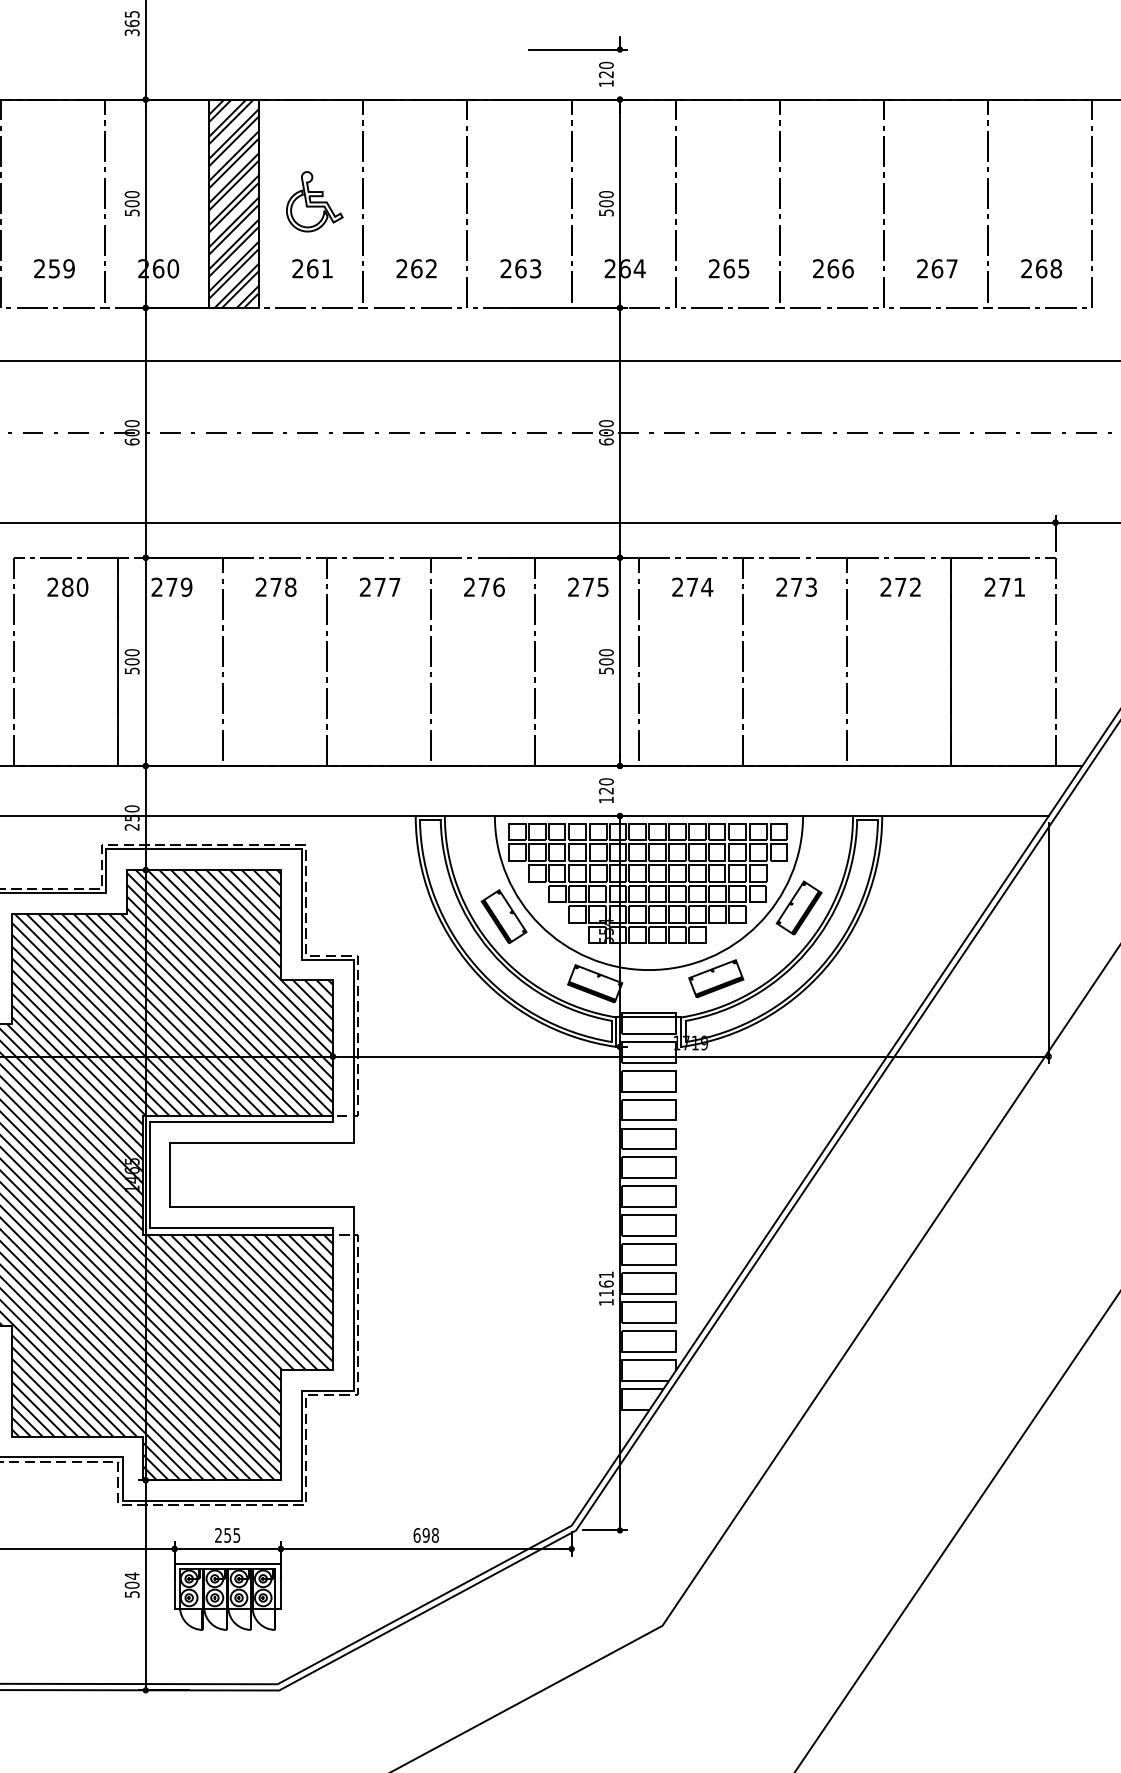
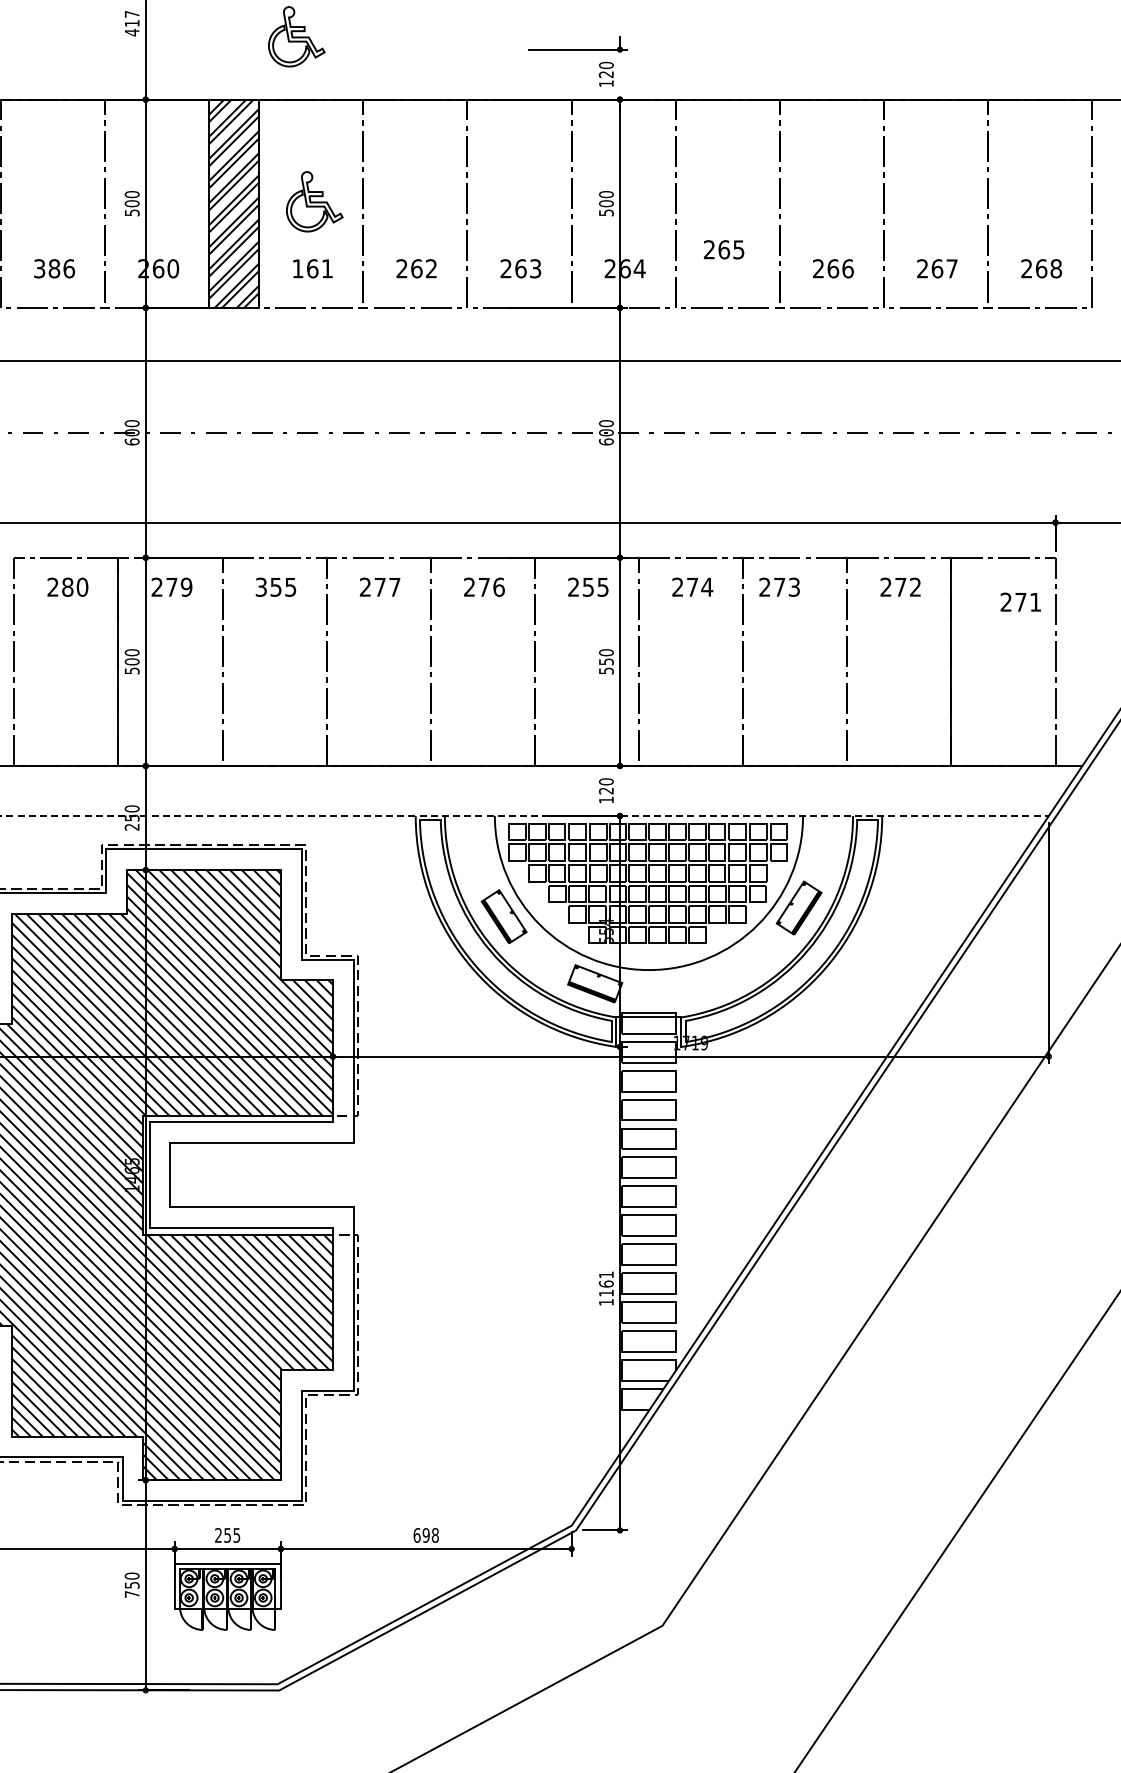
text: 365 -> 417 (131, 23)
part: none -> present (296, 36)
text: 259 -> 386 (54, 268)
text: 261 -> 161 (297, 268)
text position: (728, 268) -> (723, 249) (723, 249)
text: 278 -> 355 (275, 586)
text position: (796, 586) -> (779, 586) (779, 586)
text position: (1004, 586) -> (1020, 601) (1020, 601)
text: 275 -> 255 (588, 587)
text: 500 -> 550 (606, 661)
line: solid -> dashed (524, 815)
part: present -> none (716, 978)
text: 504 -> 750 (131, 1584)
